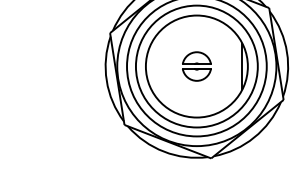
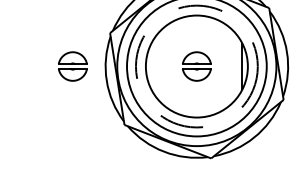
part: none -> present (72, 66)
circle: solid -> dashed (196, 66)
